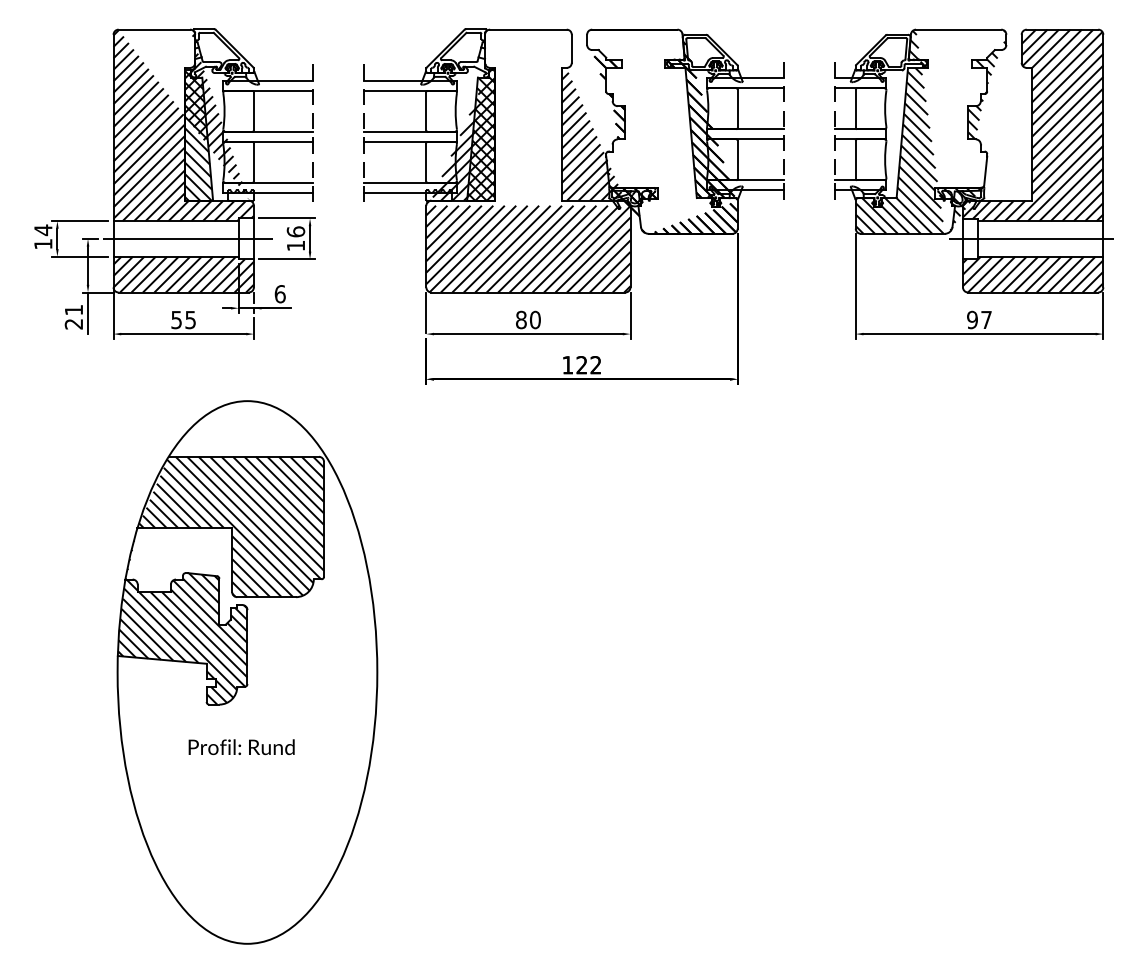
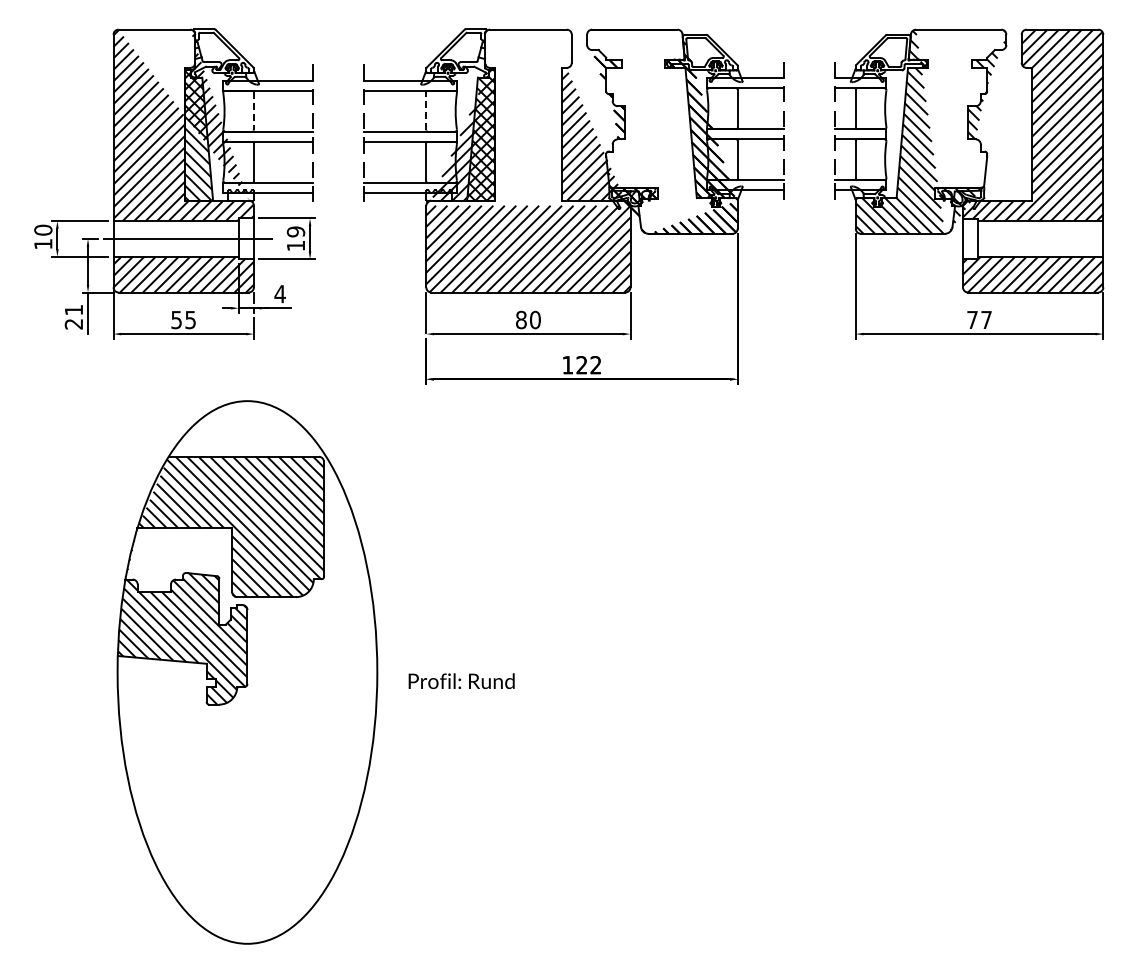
line: solid -> dashed (426, 110)
line: solid -> dashed (253, 111)
text: 14 -> 10 (43, 230)
text: 16 -> 19 (295, 231)
line: present -> none (1031, 238)
text: 6 -> 4 (279, 294)
text: 97 -> 77 (972, 319)
text position: (241, 747) -> (461, 681) (461, 681)
